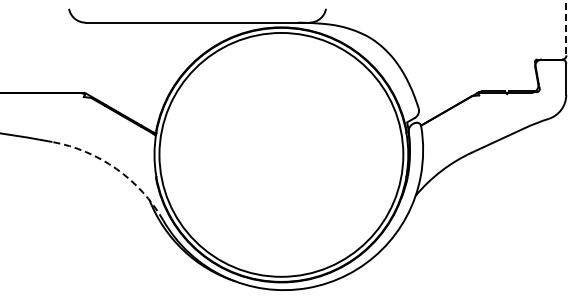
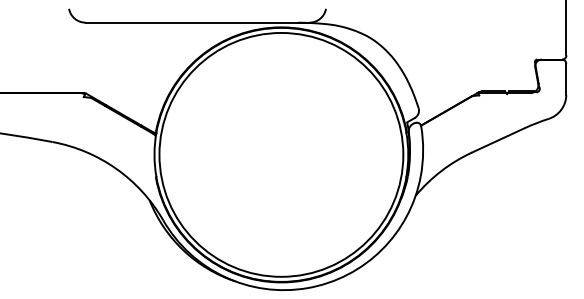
line: dashed -> solid (566, 28)
arc: dashed -> solid (116, 168)
